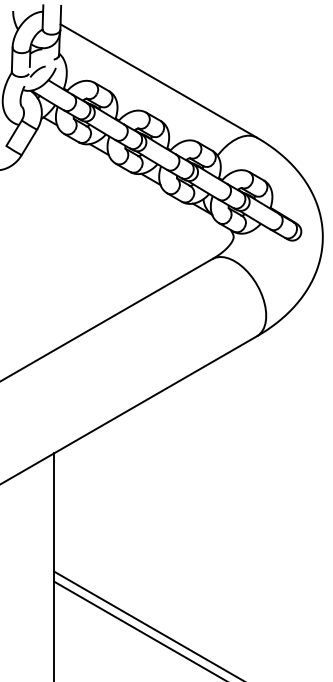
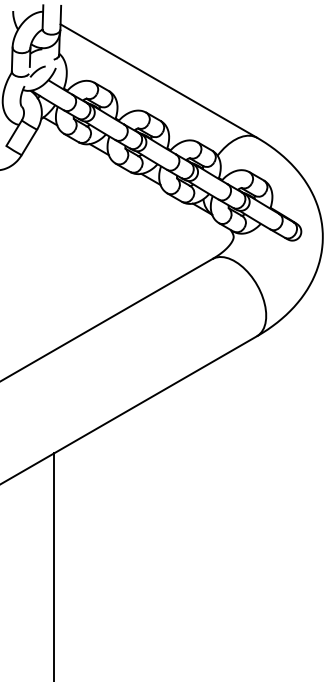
line: present -> none (147, 624)
line: present -> none (138, 629)
